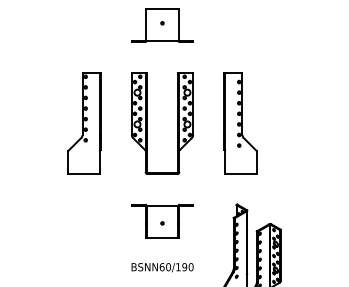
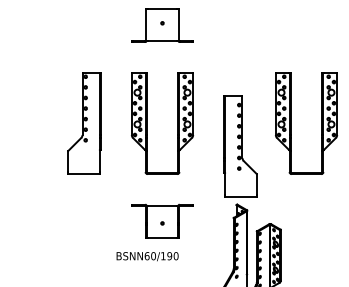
part position: (240, 123) -> (240, 146) (240, 146)
part: none -> present (291, 123)
text position: (162, 267) -> (147, 256) (147, 256)
